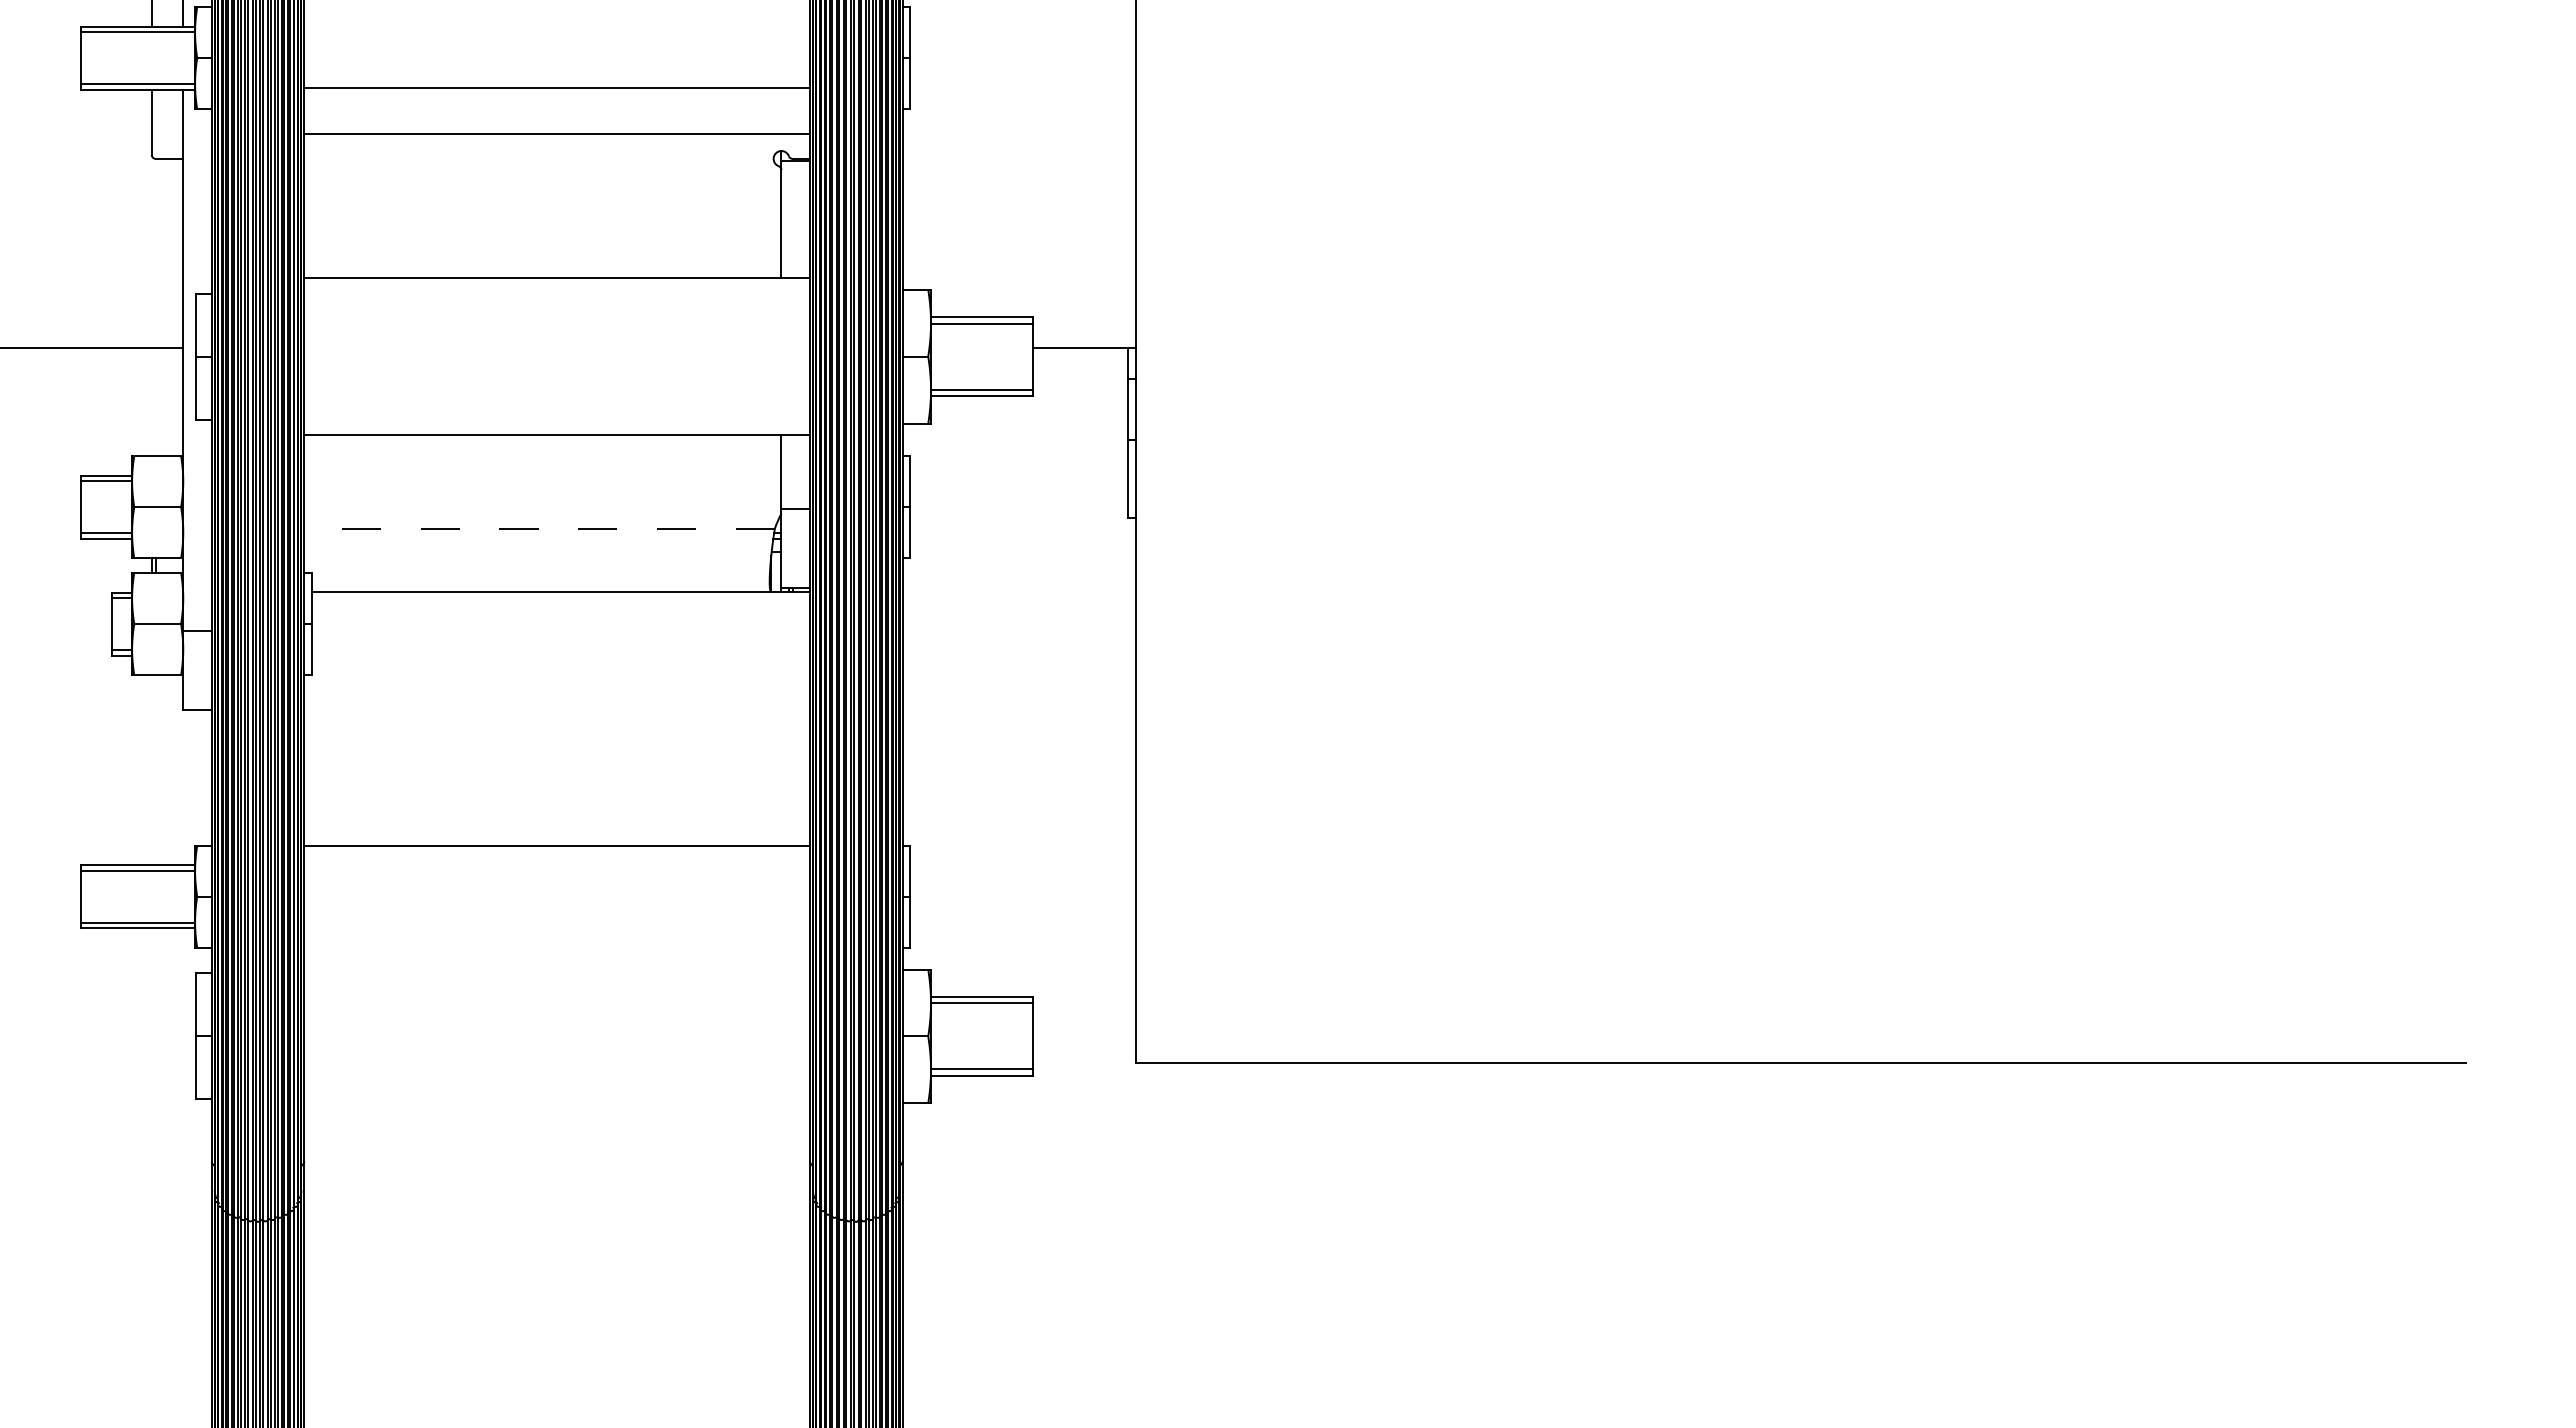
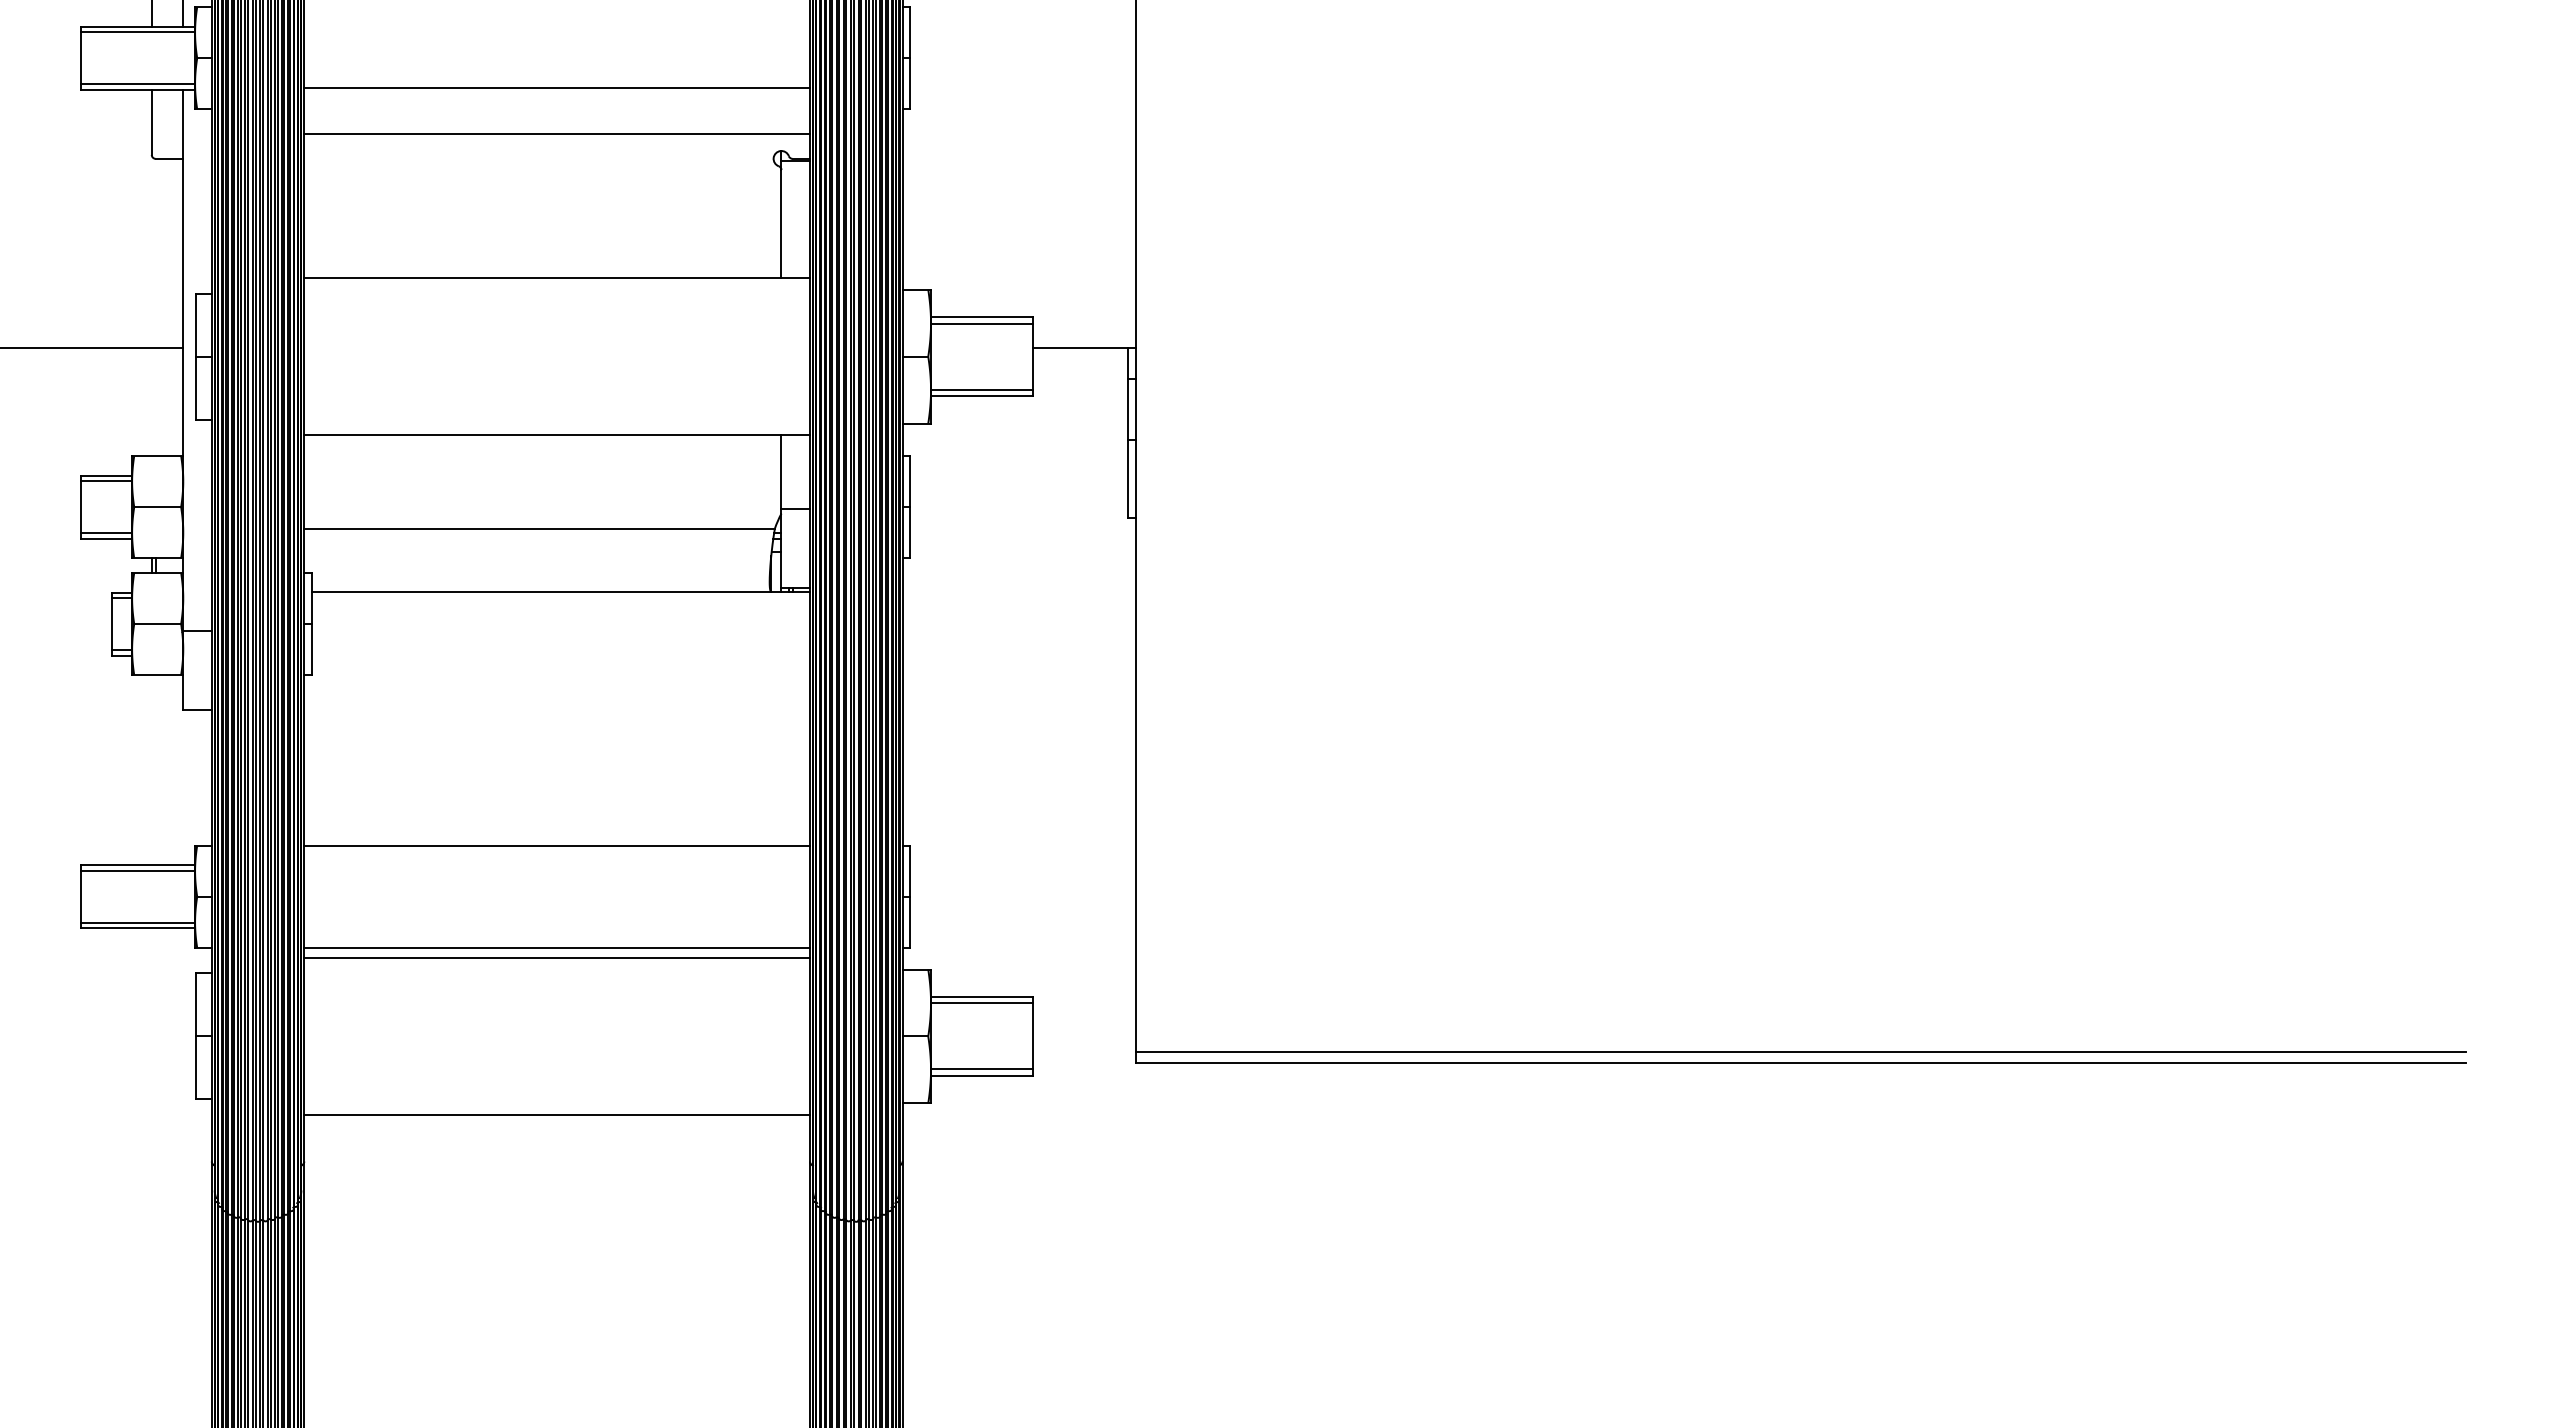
line: dashed -> solid (539, 528)
line: none -> present (556, 947)
line: none -> present (556, 957)
line: none -> present (1800, 1052)
line: none -> present (556, 1115)
